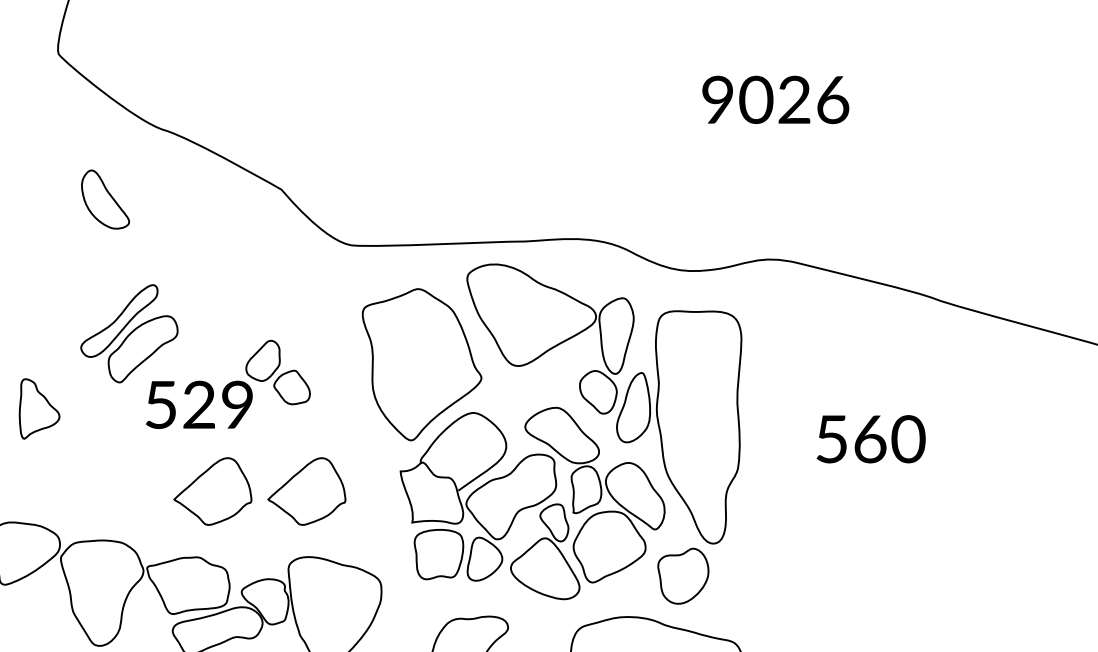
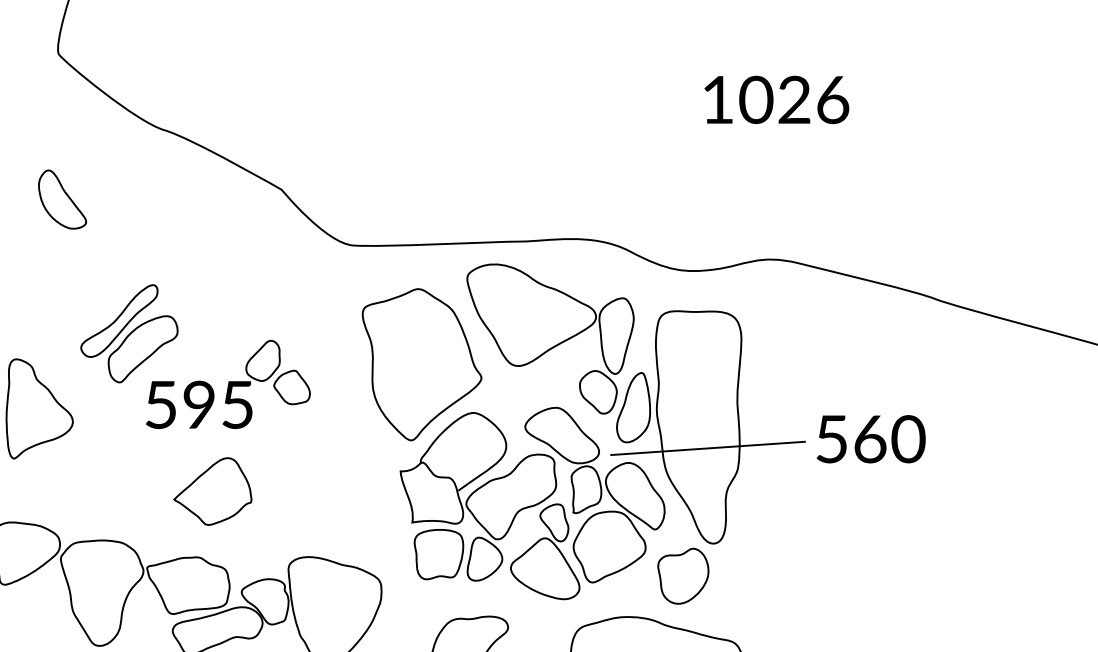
text: 9026 -> 1026 (717, 99)
part position: (105, 199) -> (62, 199) (62, 199)
text: 529 -> 595 (217, 404)
part size: 43x62 px -> 69x102 px (39, 408)
line: none -> present (707, 448)
part: present -> none (306, 491)
